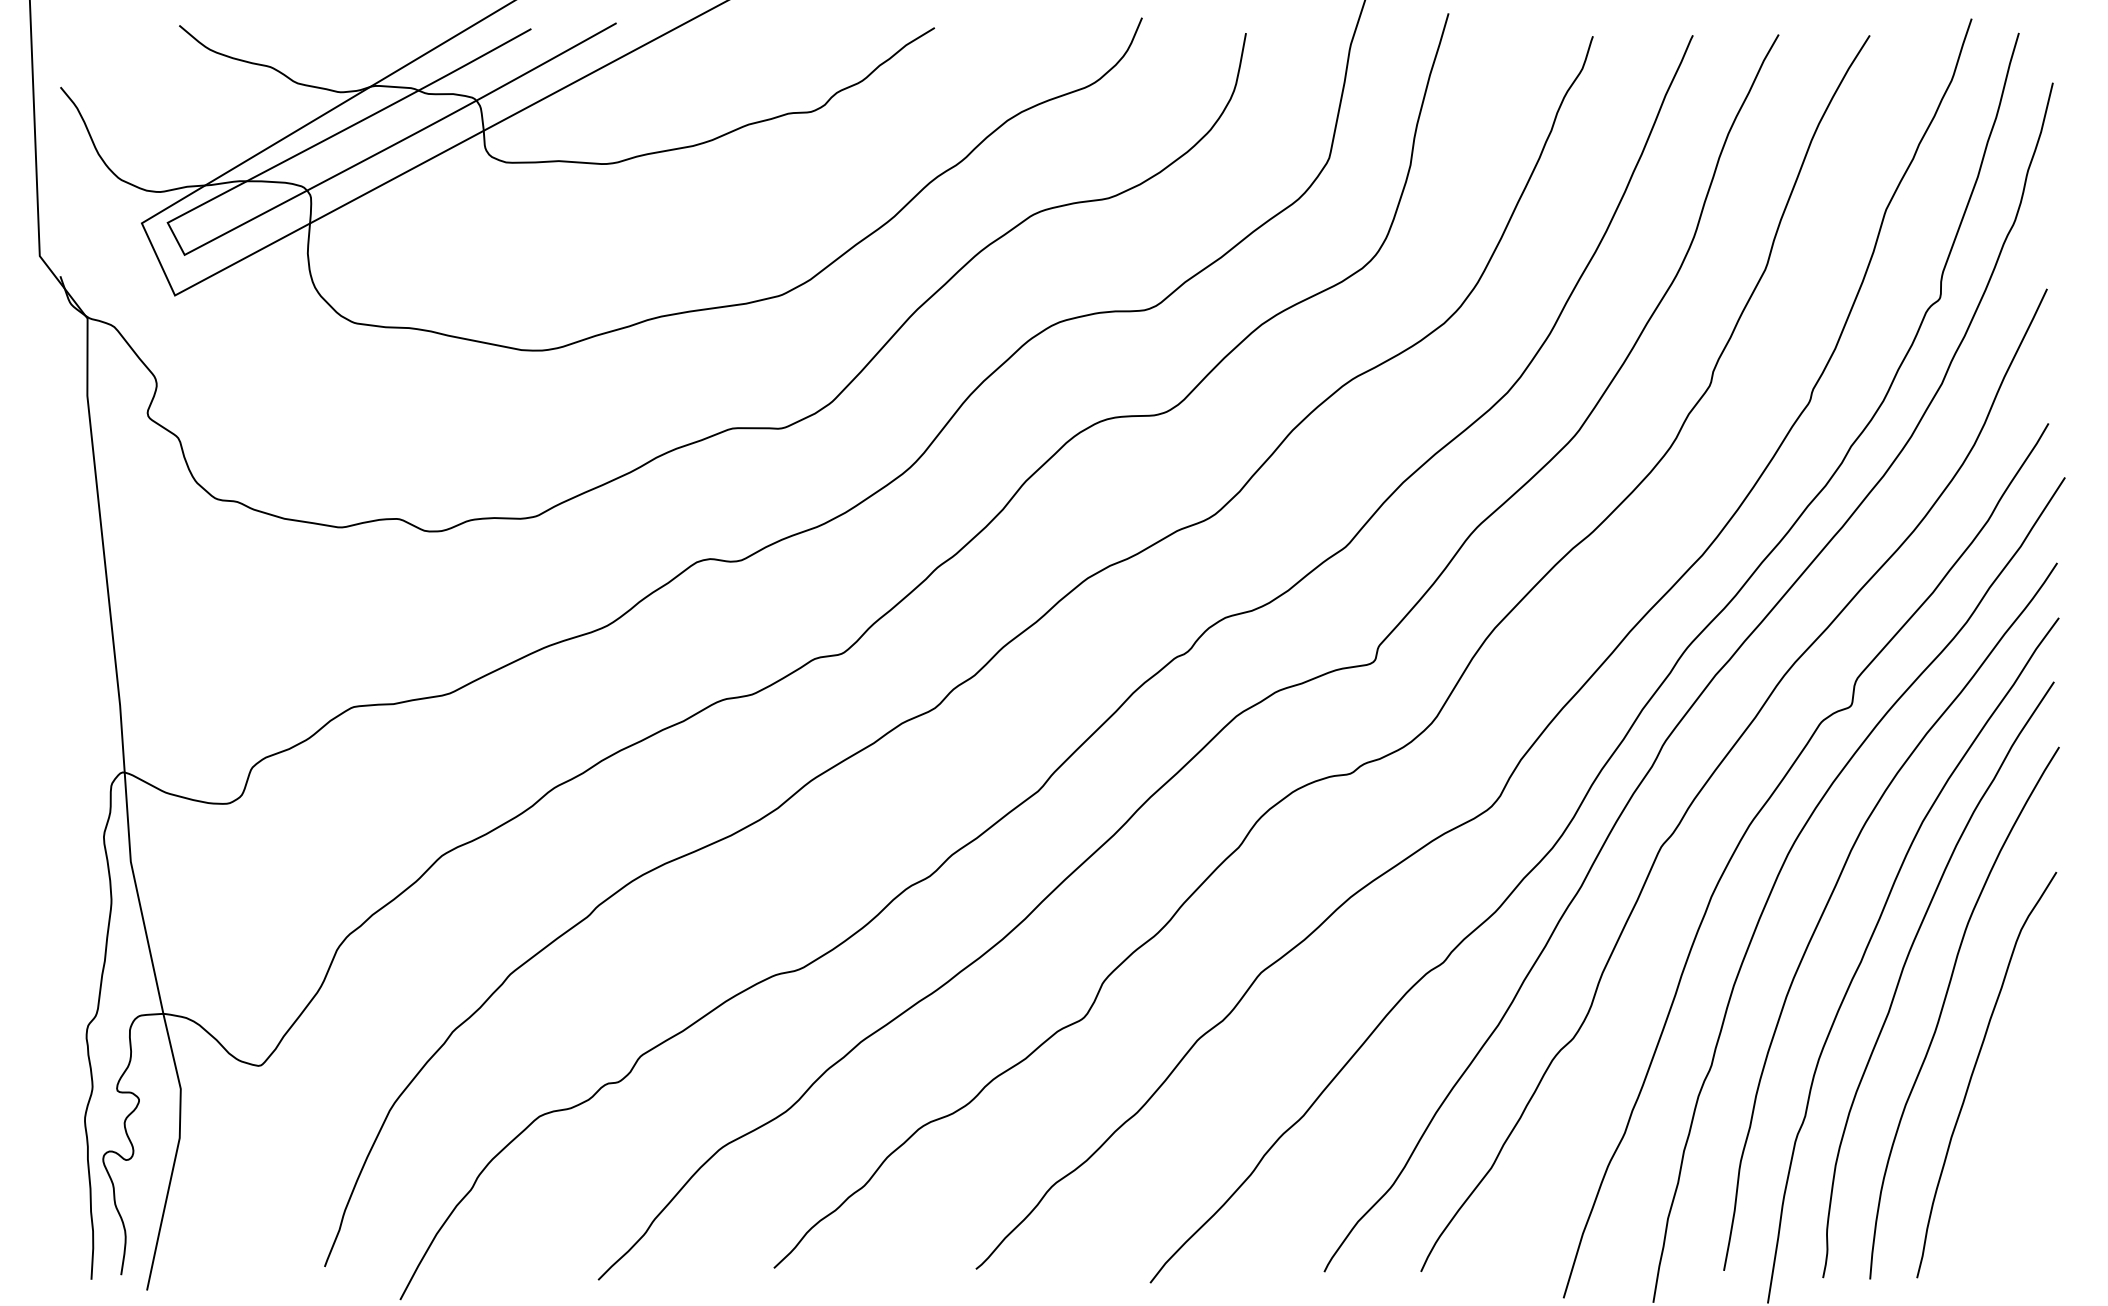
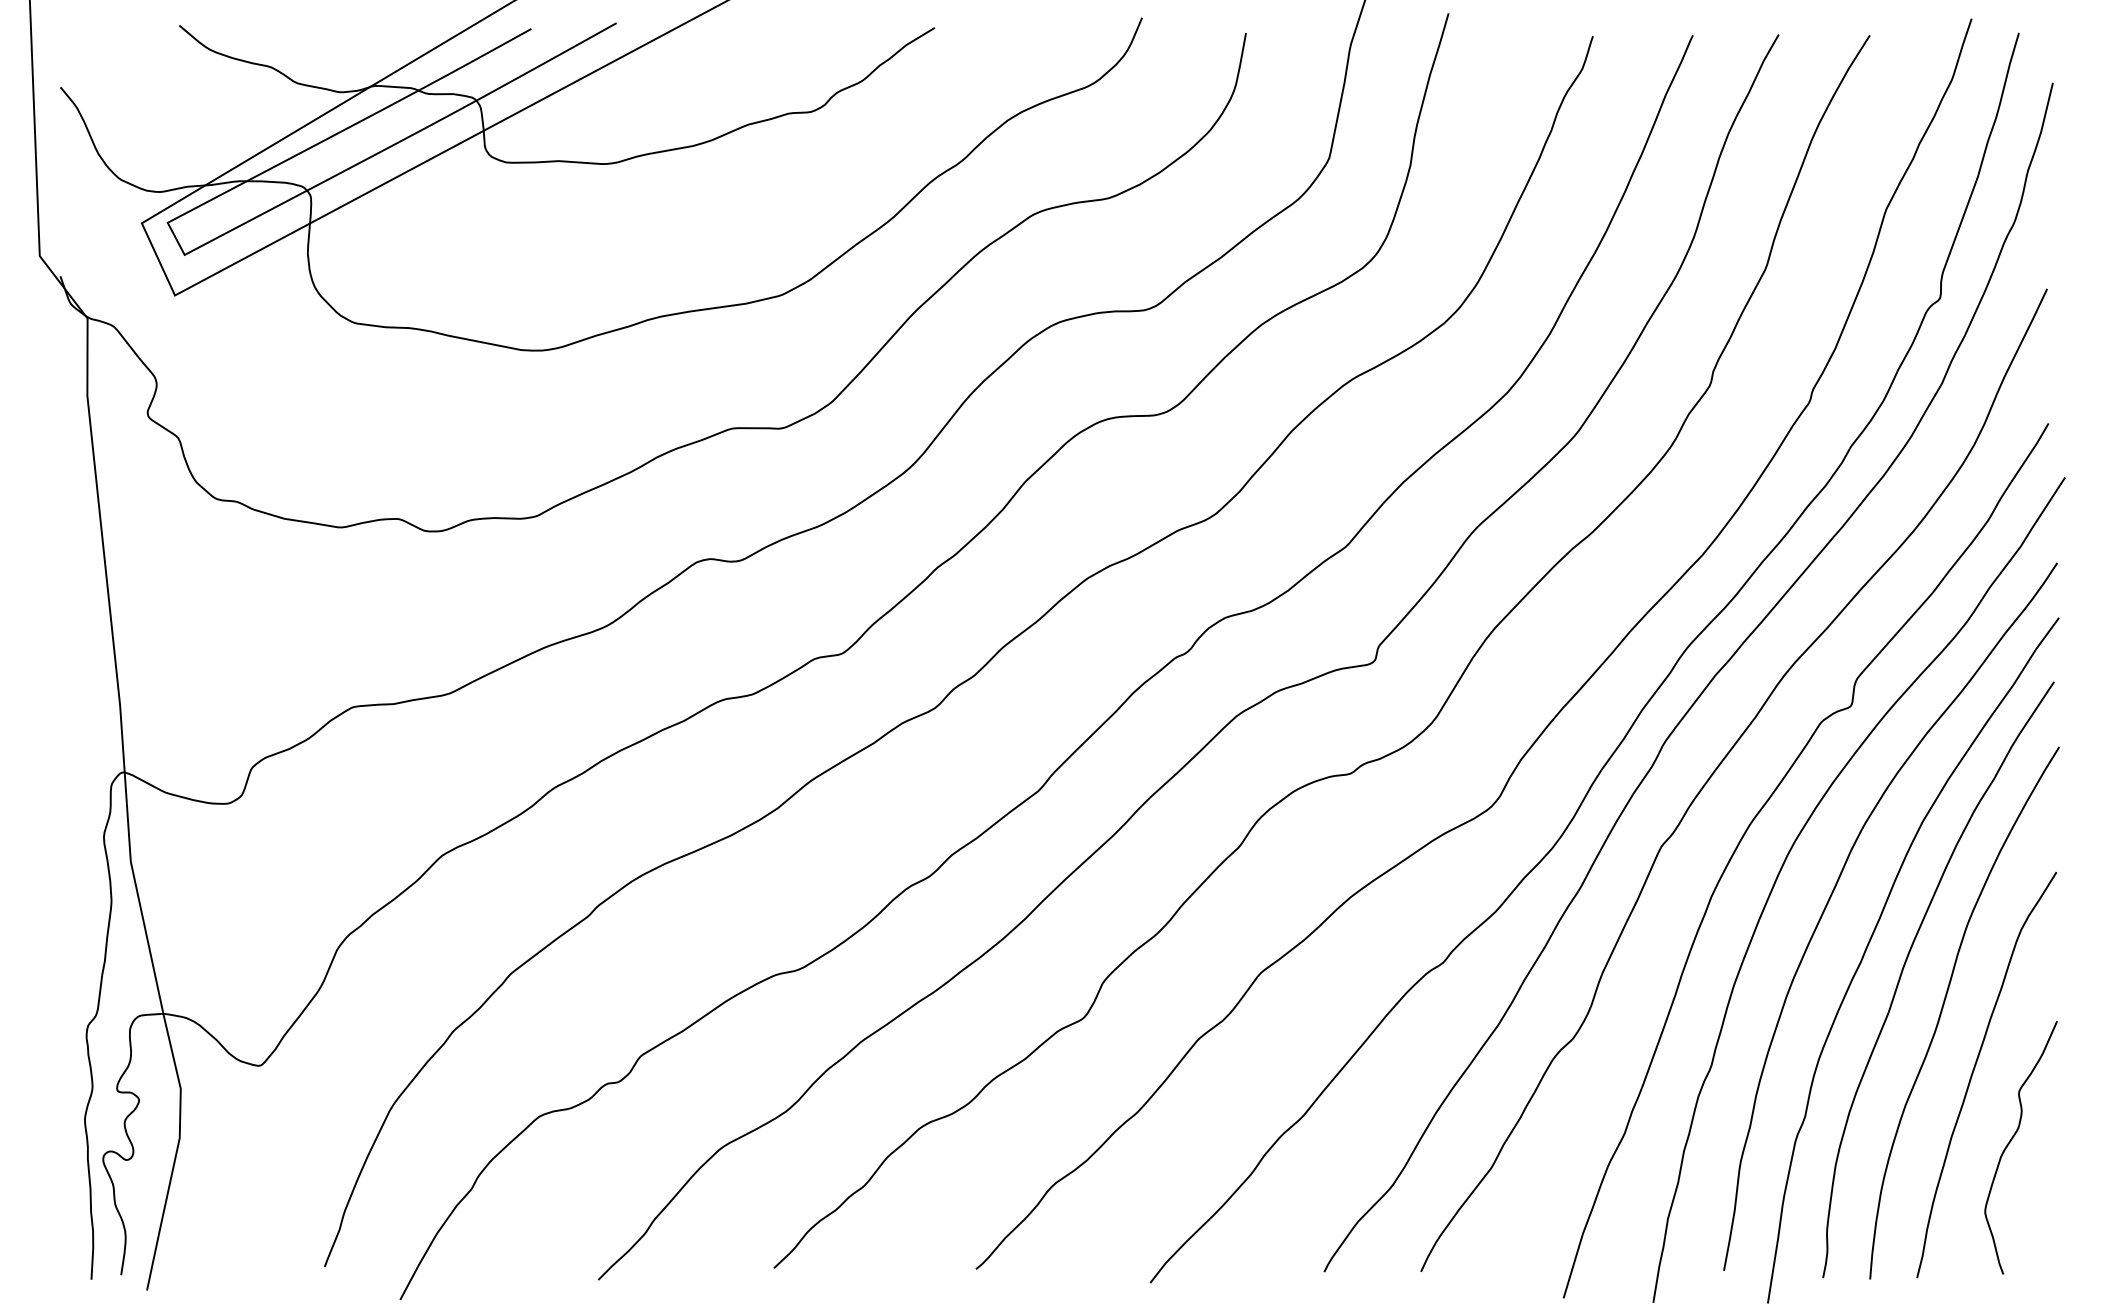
curve: none -> present (2011, 1141)
